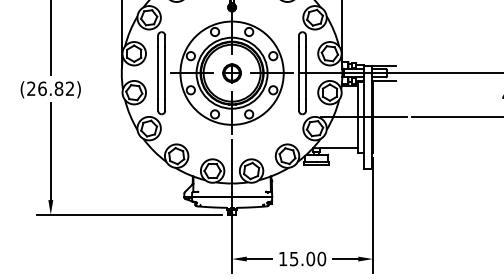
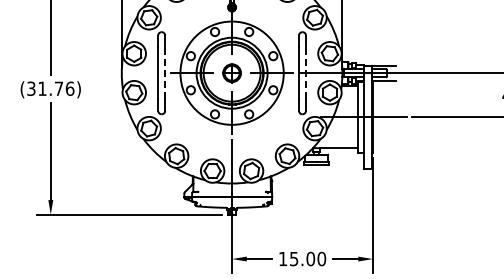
line: solid -> dashed (165, 73)
line: solid -> dashed (306, 73)
text: (26.82) -> (31.76) (50, 88)
